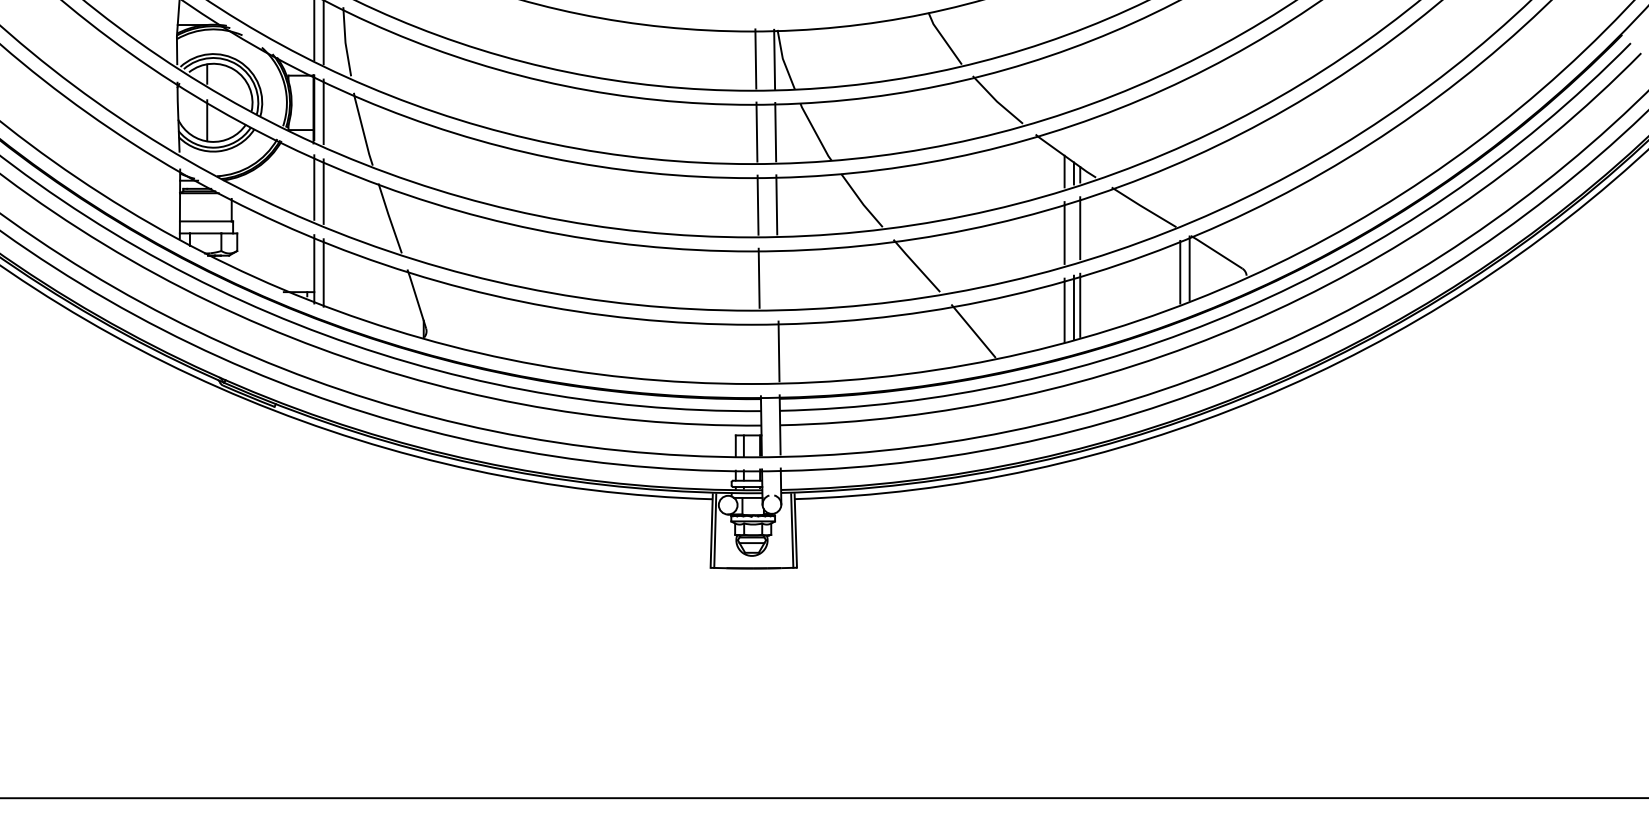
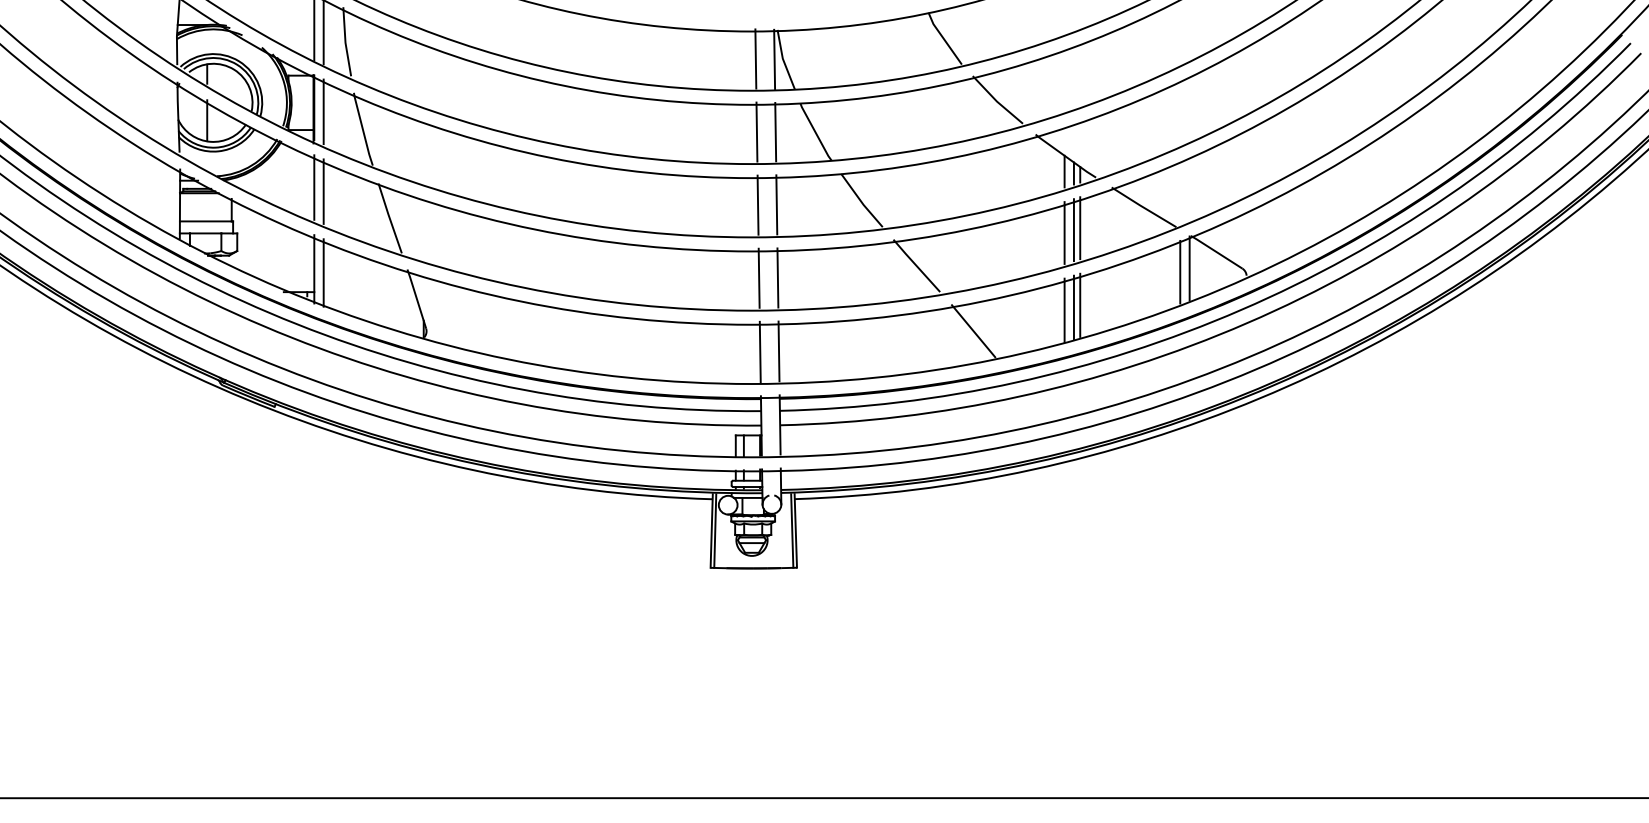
line: none -> present (1073, 230)
line: none -> present (777, 277)
line: none -> present (759, 351)
